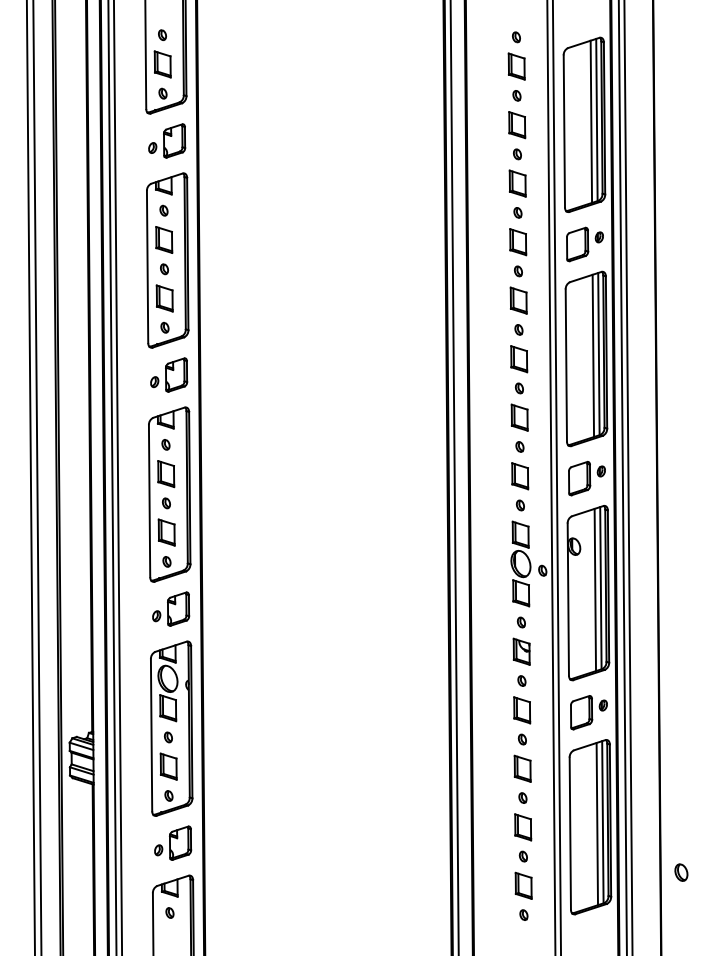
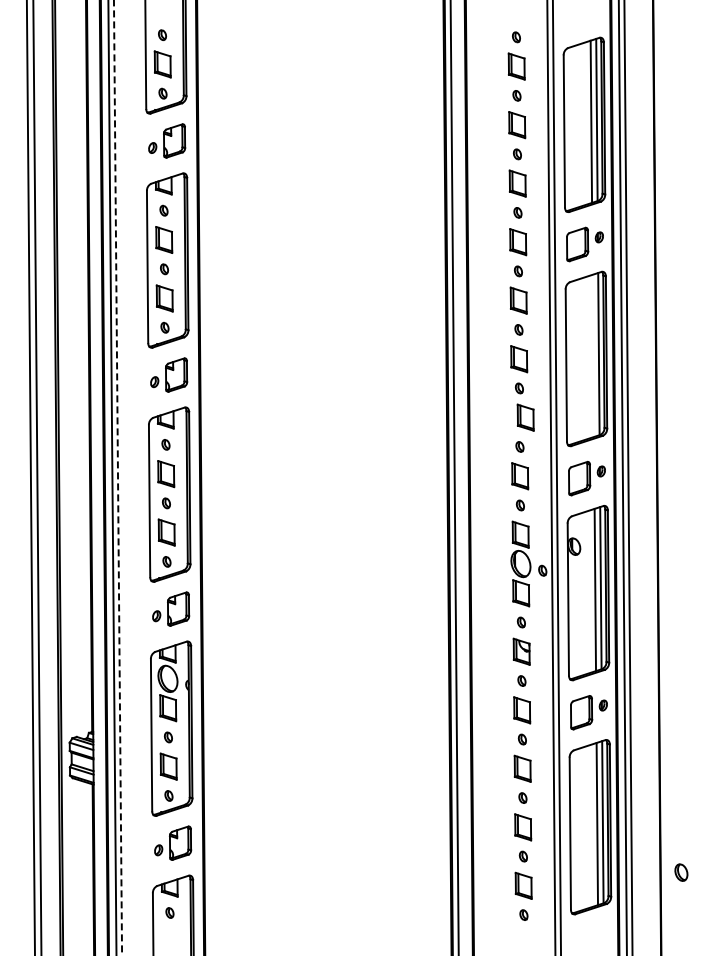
line: present -> none (593, 355)
part position: (519, 417) -> (525, 417) (525, 417)
line: solid -> dashed (118, 477)
